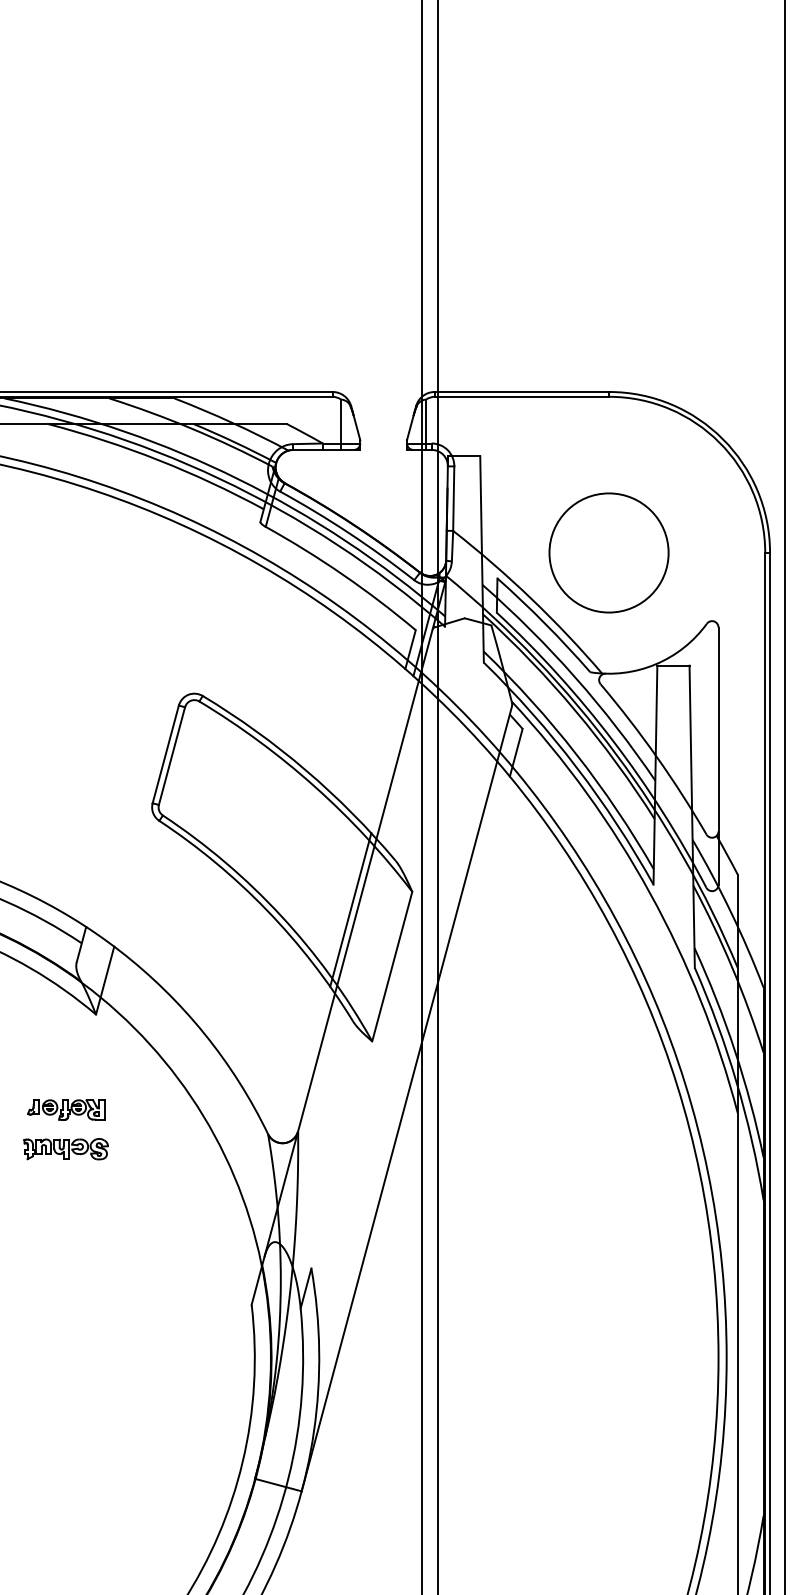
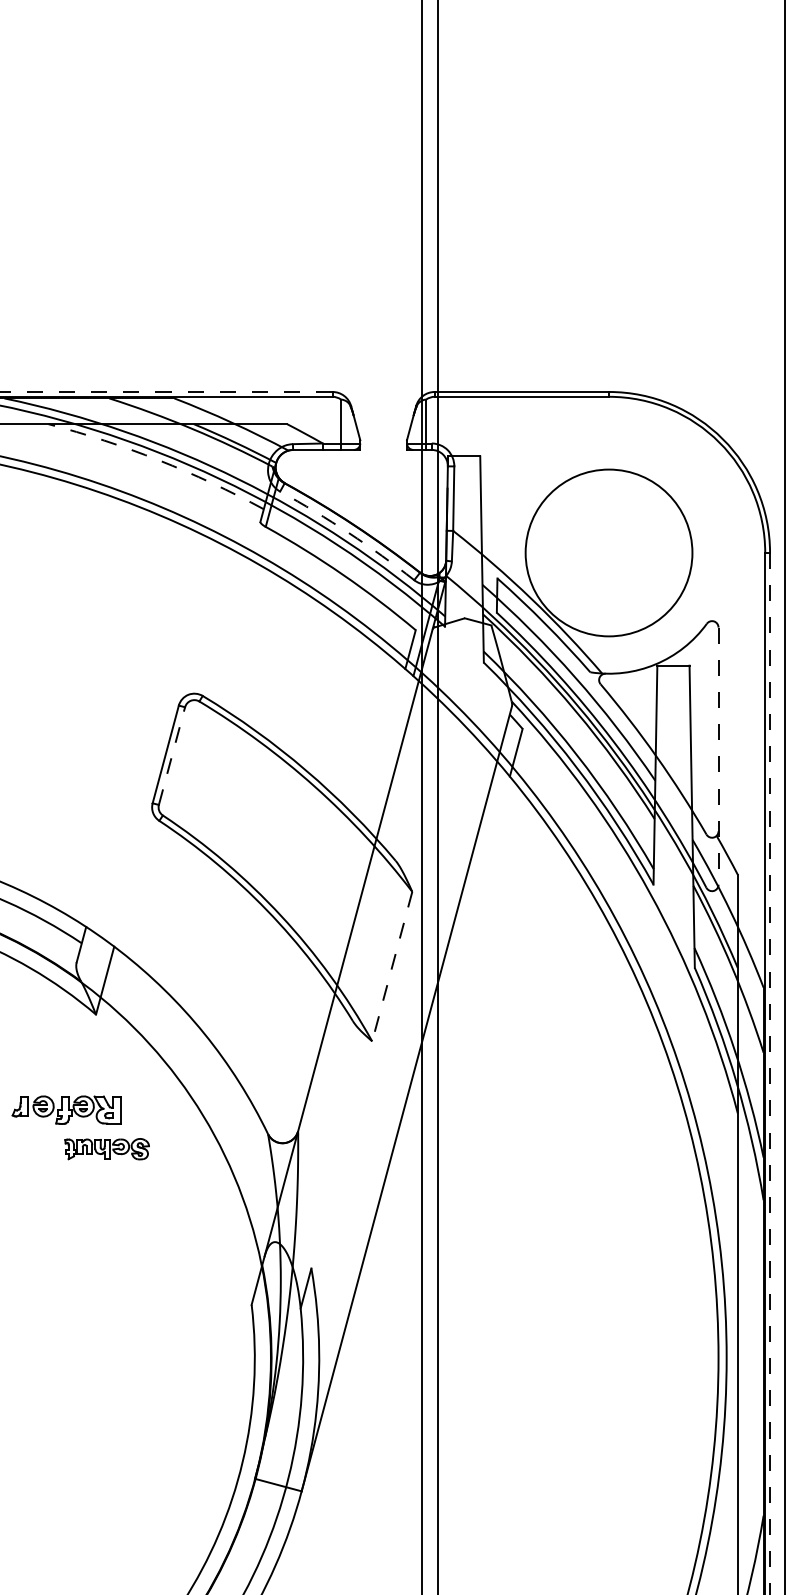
line: solid -> dashed (166, 391)
arc: solid -> dashed (158, 460)
arc: solid -> dashed (349, 533)
circle diameter: 119 px -> 167 px (608, 552)
line: solid -> dashed (171, 756)
line: solid -> dashed (718, 756)
line: present -> none (350, 909)
line: solid -> dashed (392, 967)
line: solid -> dashed (770, 1073)
part size: 79x22 px -> 111x30 px (66, 1109)
part position: (65, 1149) -> (106, 1149) (106, 1149)
